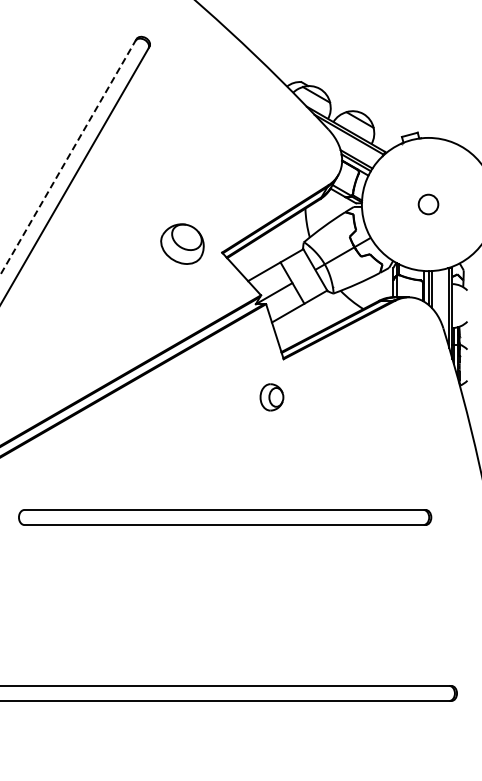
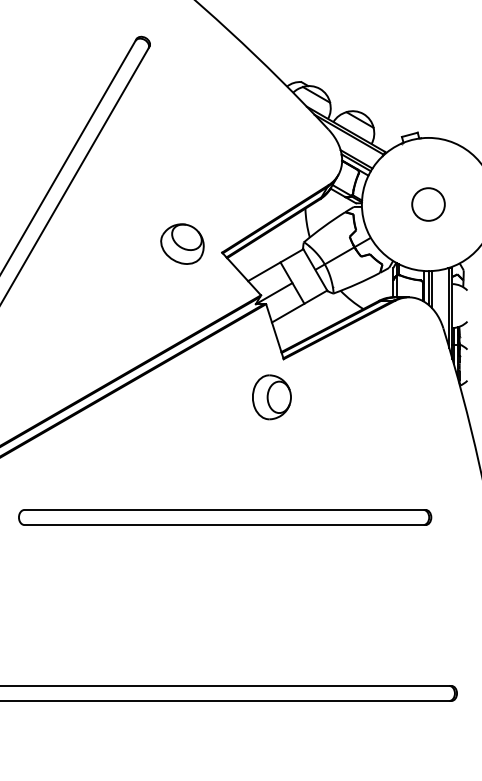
line: dashed -> solid (68, 157)
circle diameter: 20 px -> 33 px (428, 204)
part size: 26x29 px -> 40x47 px (271, 397)
